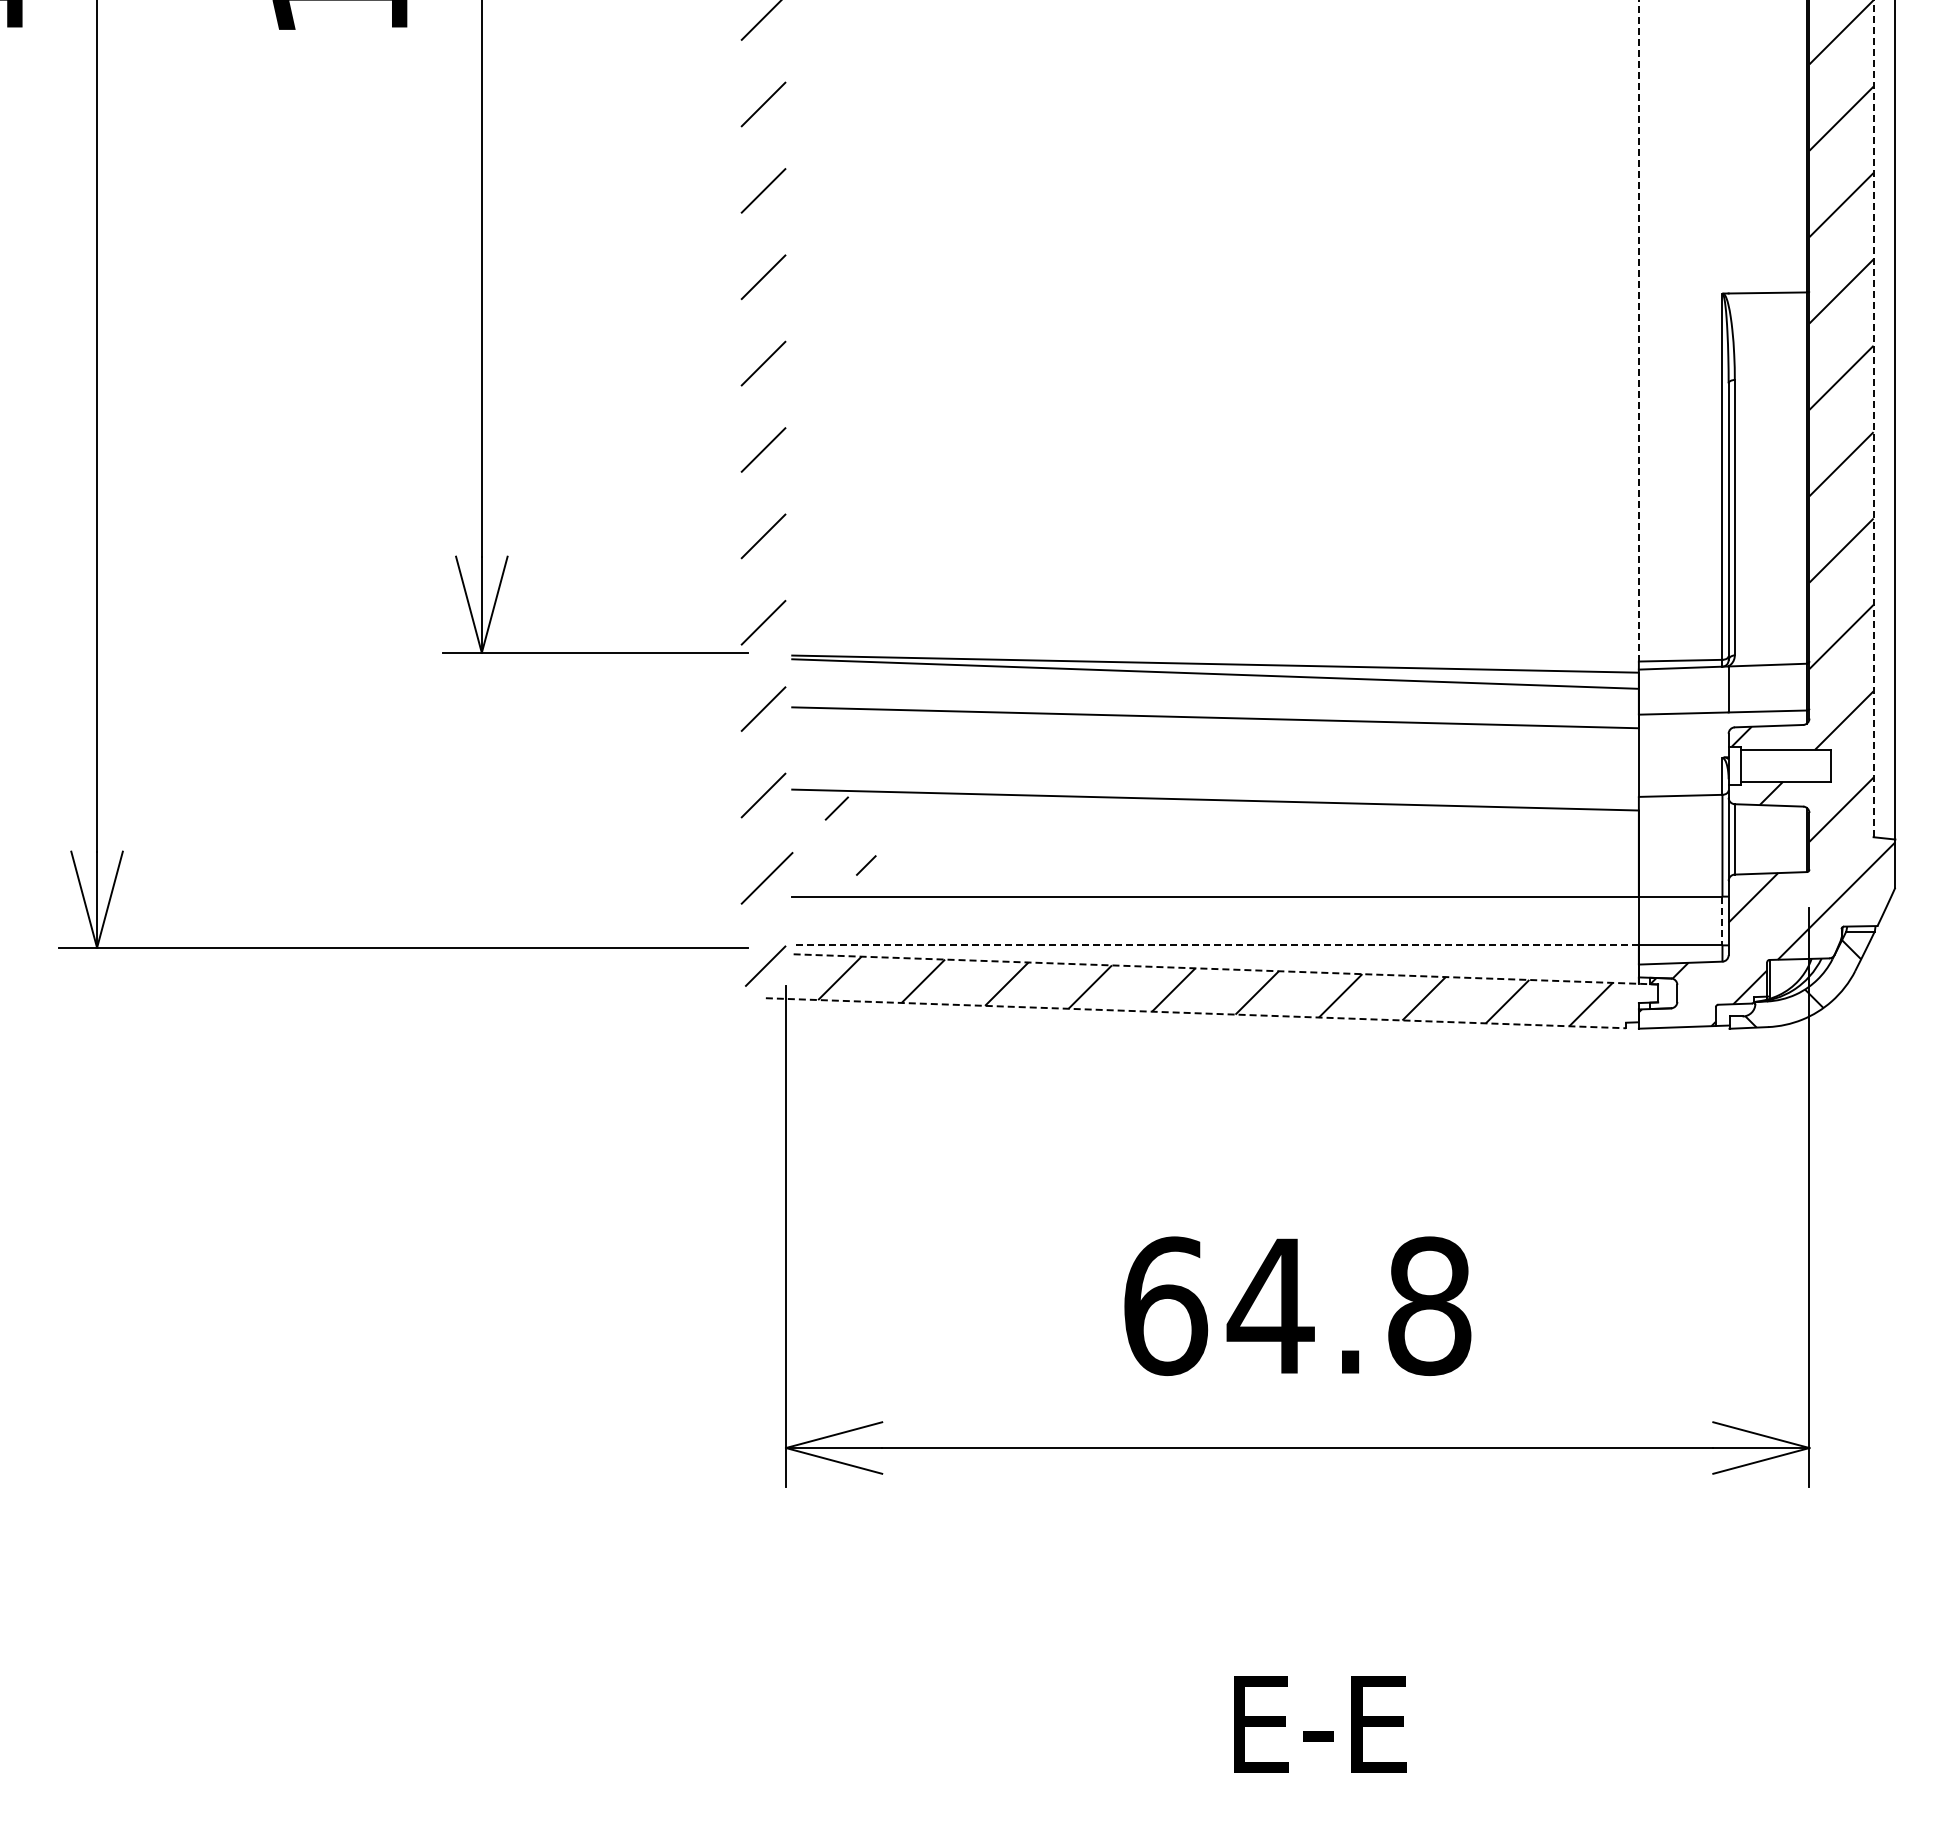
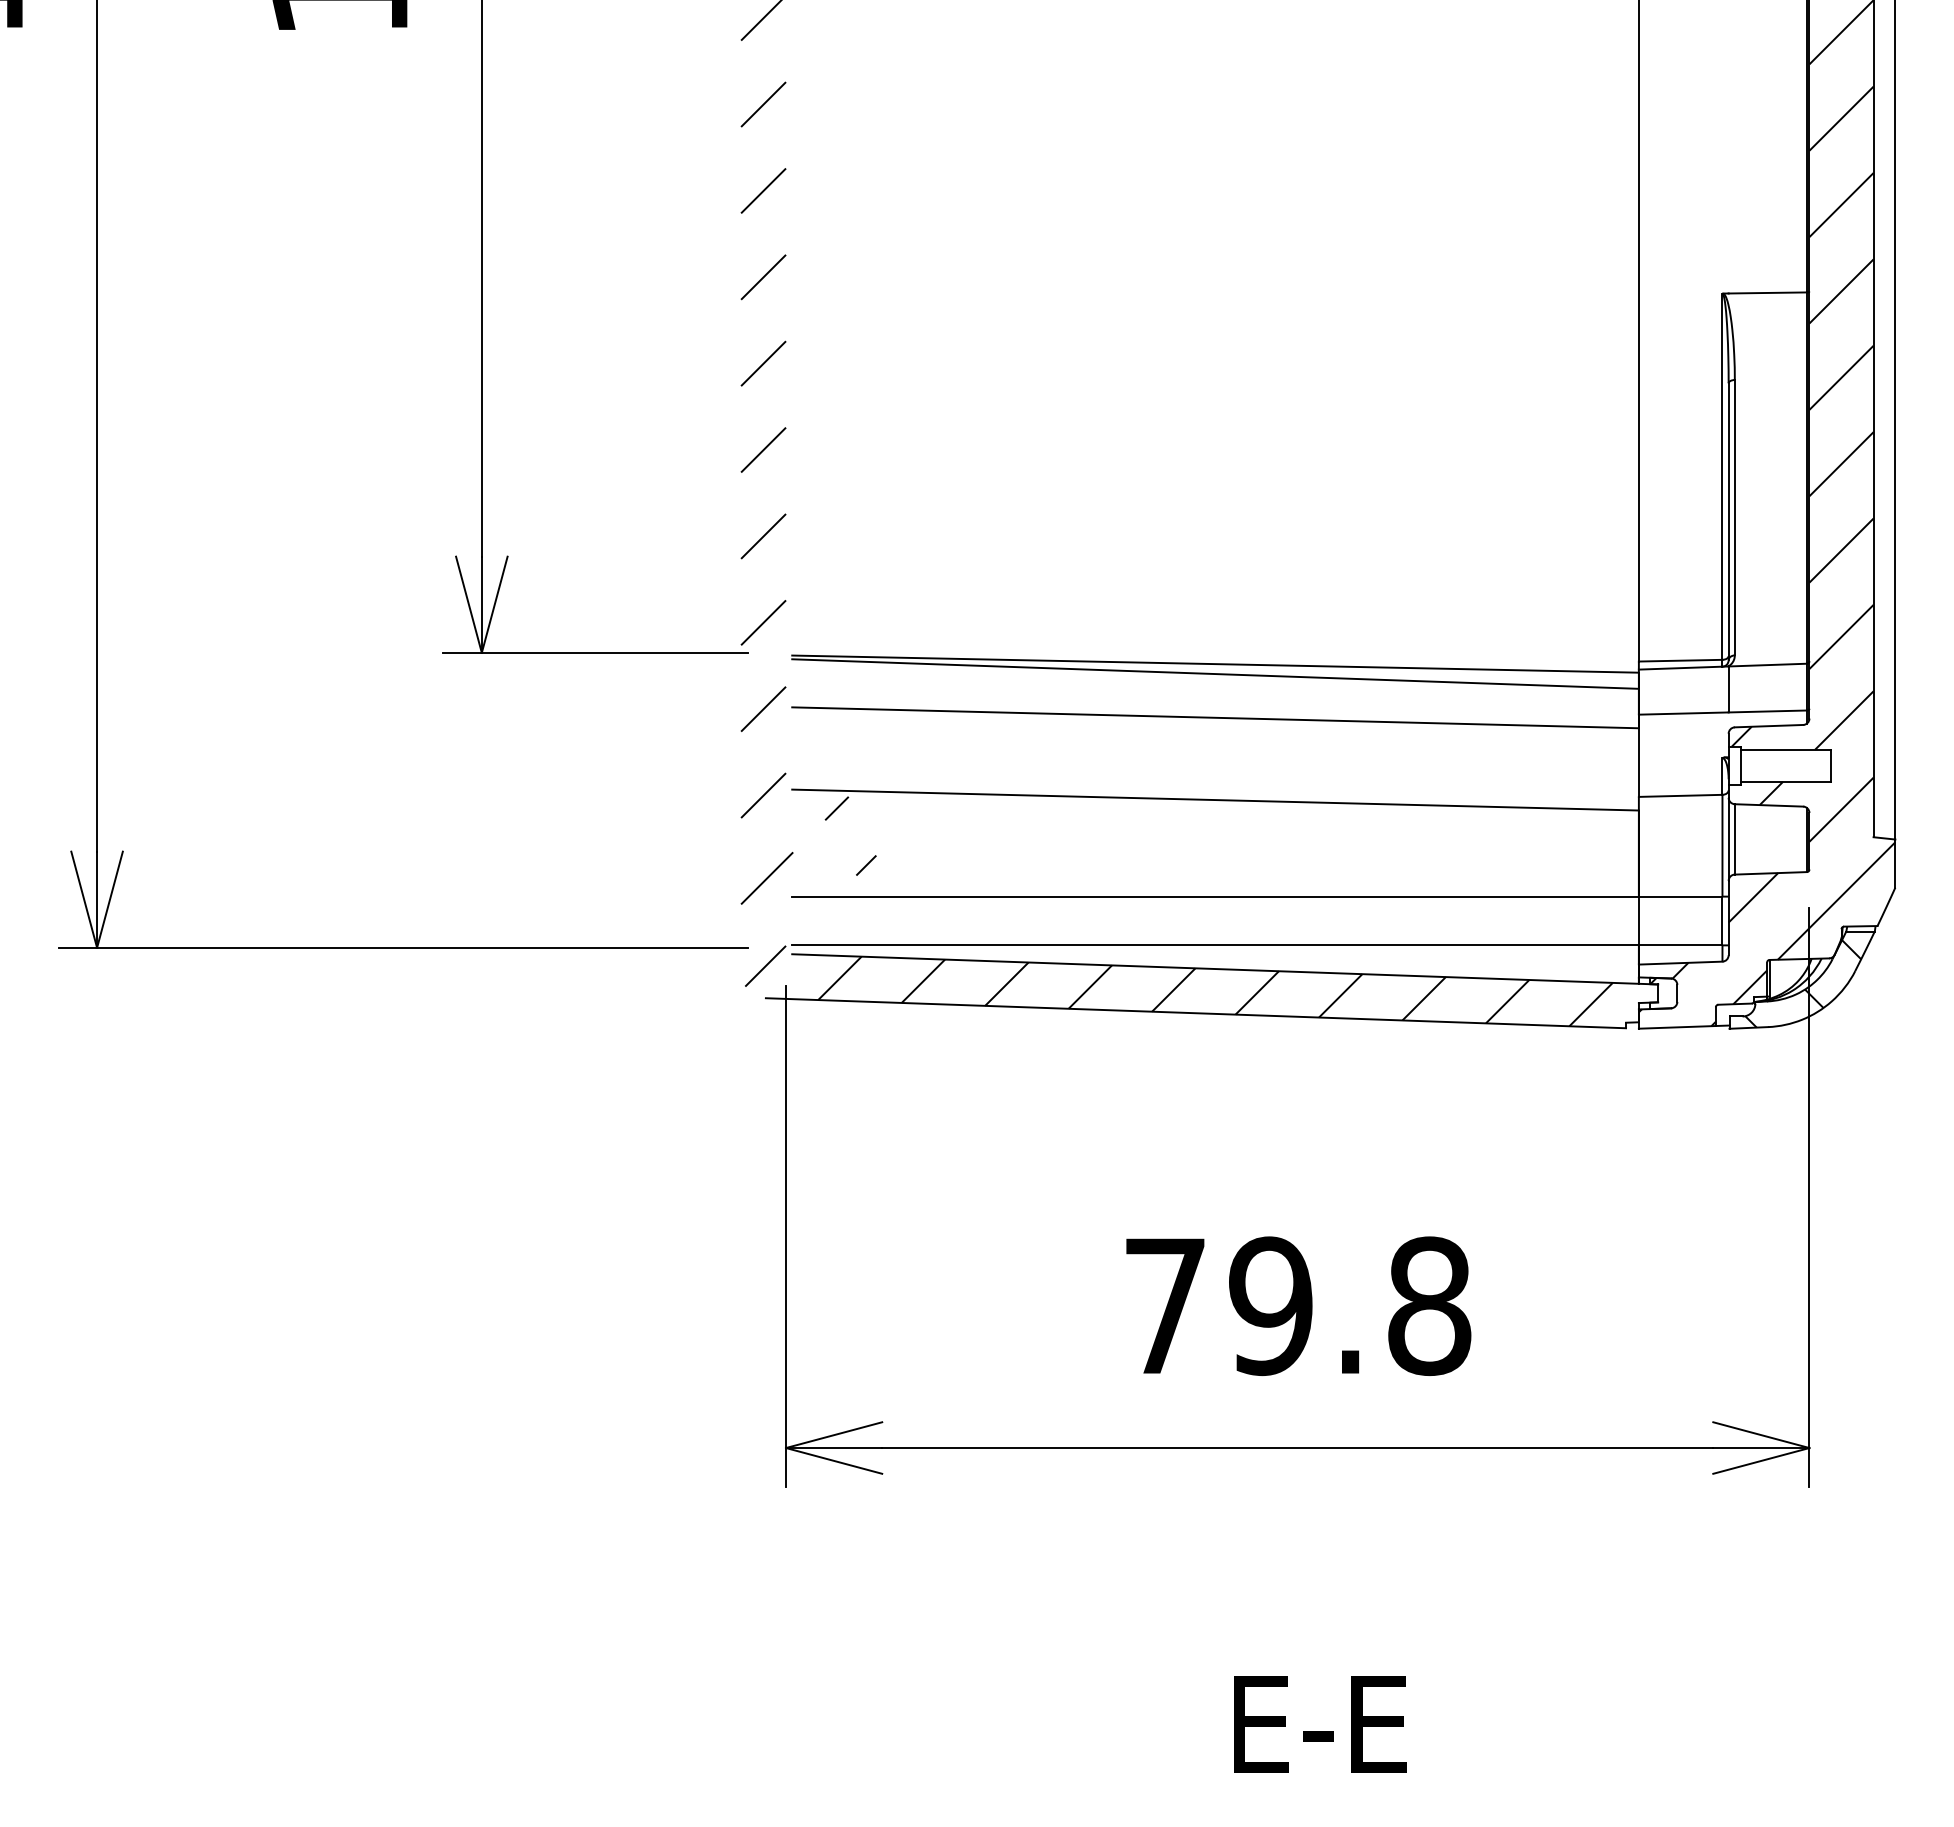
line: dashed -> solid (1638, 330)
line: dashed -> solid (1873, 418)
line: dashed -> solid (1722, 921)
line: dashed -> solid (1215, 945)
line: dashed -> solid (1224, 969)
line: dashed -> solid (1196, 1013)
text: 64.8 -> 79.8 (1219, 1306)
